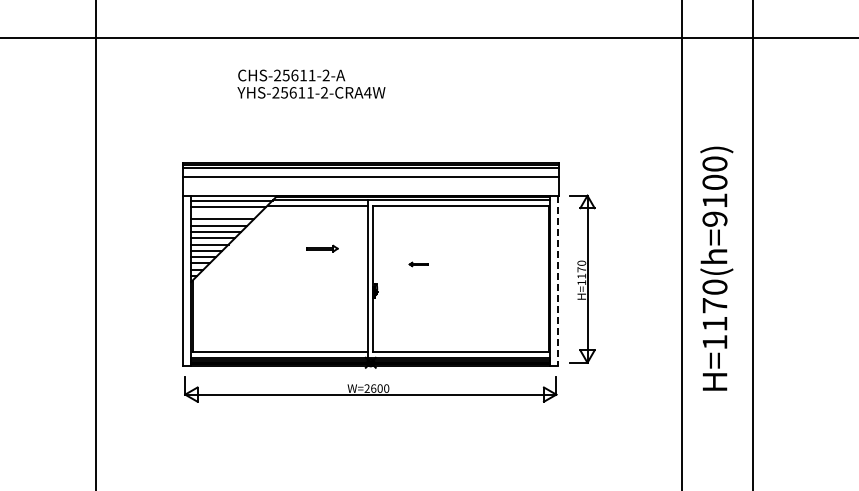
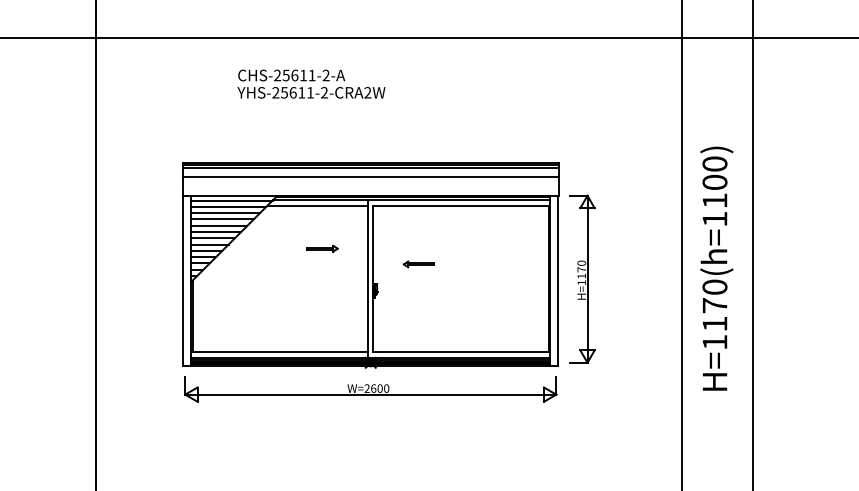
text: YHS-25611-2-CRA4W -> YHS-25611-2-CRA2W (367, 92)
line: none -> present (225, 213)
text: H=1170(h=9100) -> H=1170(h=1100) (714, 218)
part size: 21x7 px -> 33x9 px (418, 264)
line: dashed -> solid (558, 281)
